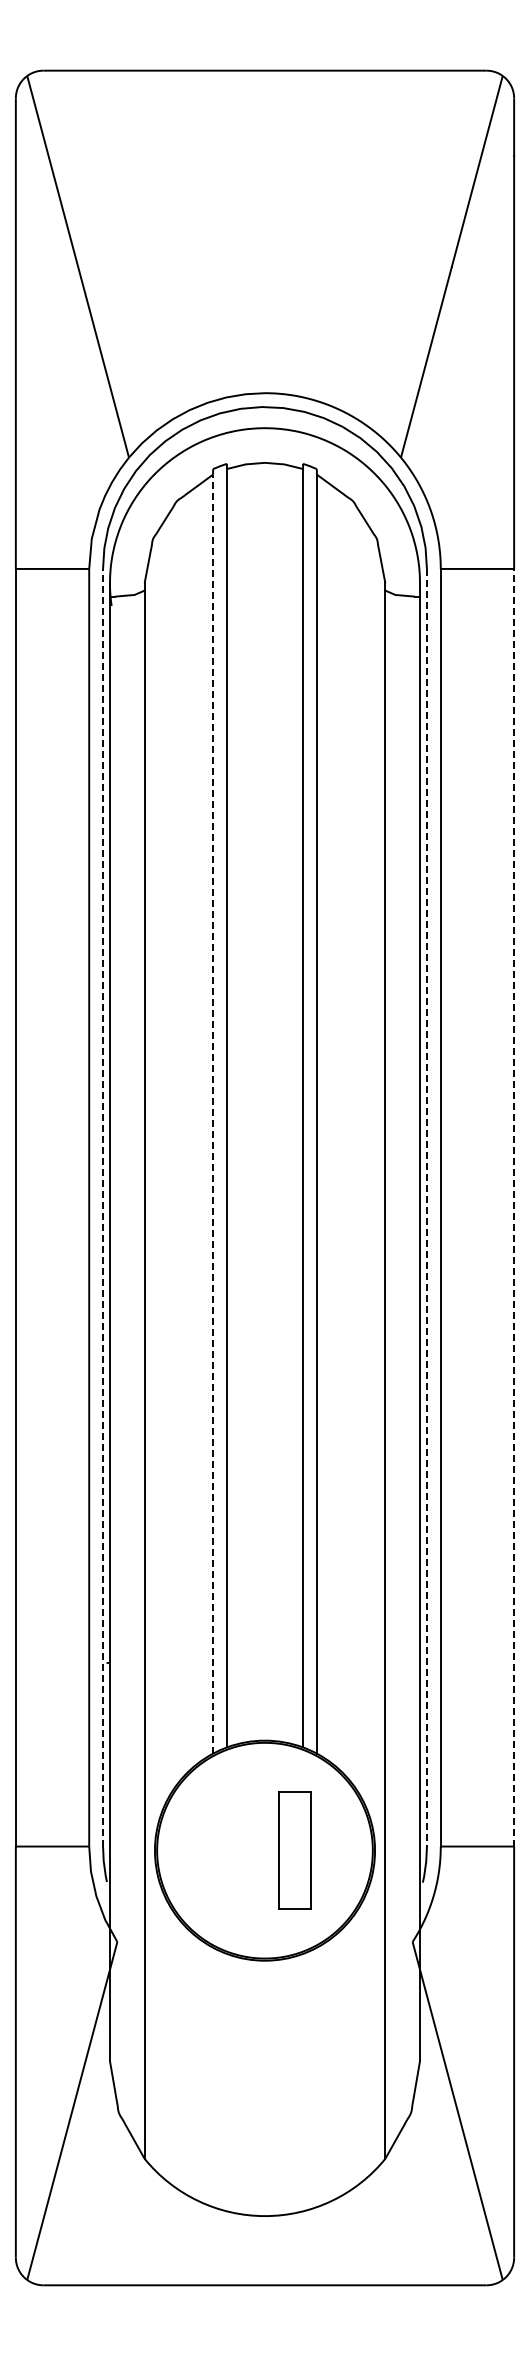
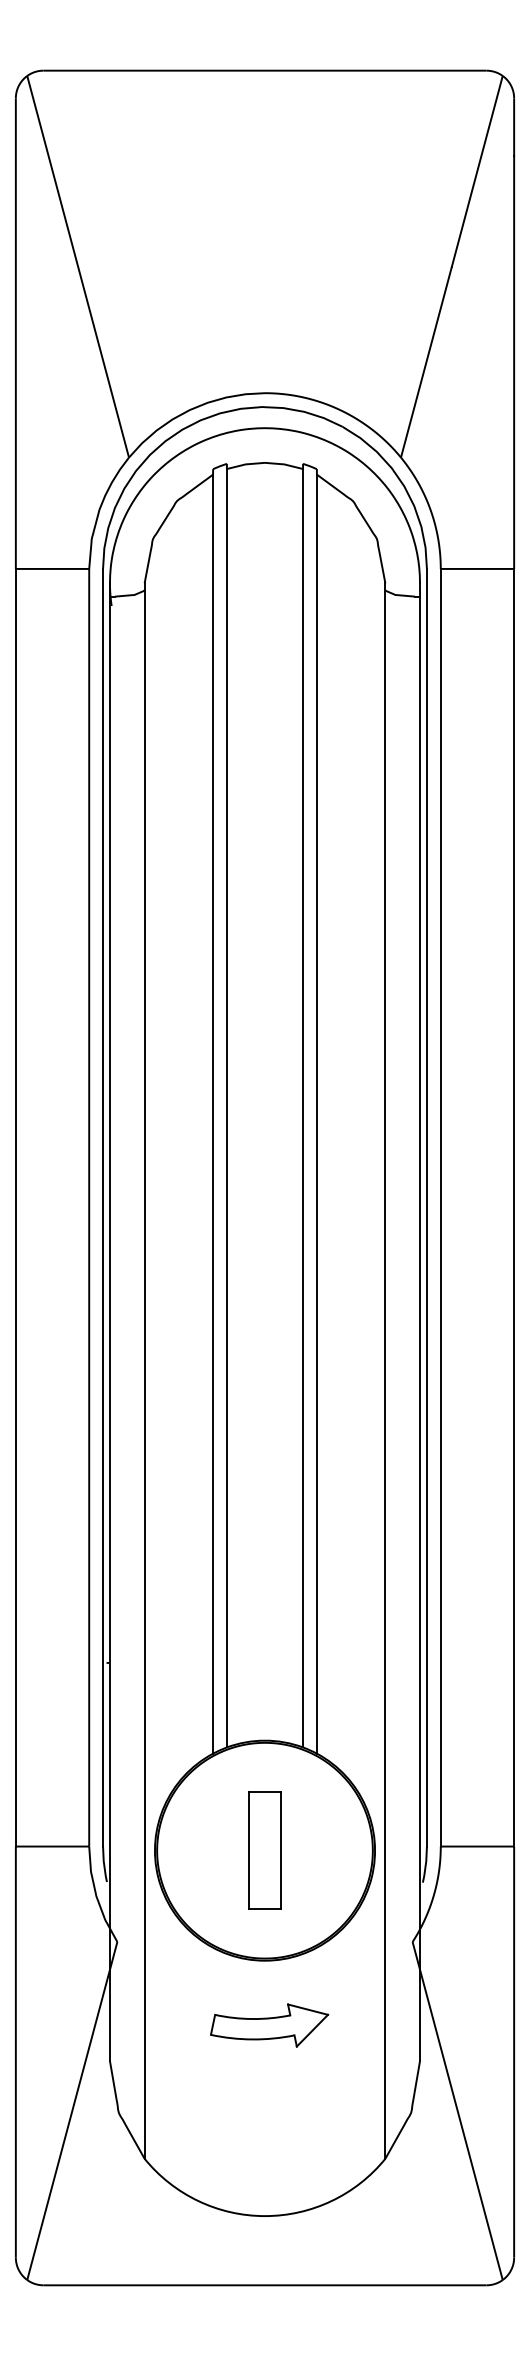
line: dashed -> solid (213, 1114)
line: dashed -> solid (103, 1207)
line: dashed -> solid (426, 1207)
line: dashed -> solid (514, 1207)
part position: (294, 1850) -> (264, 1850) (264, 1850)
part: none -> present (269, 2025)
